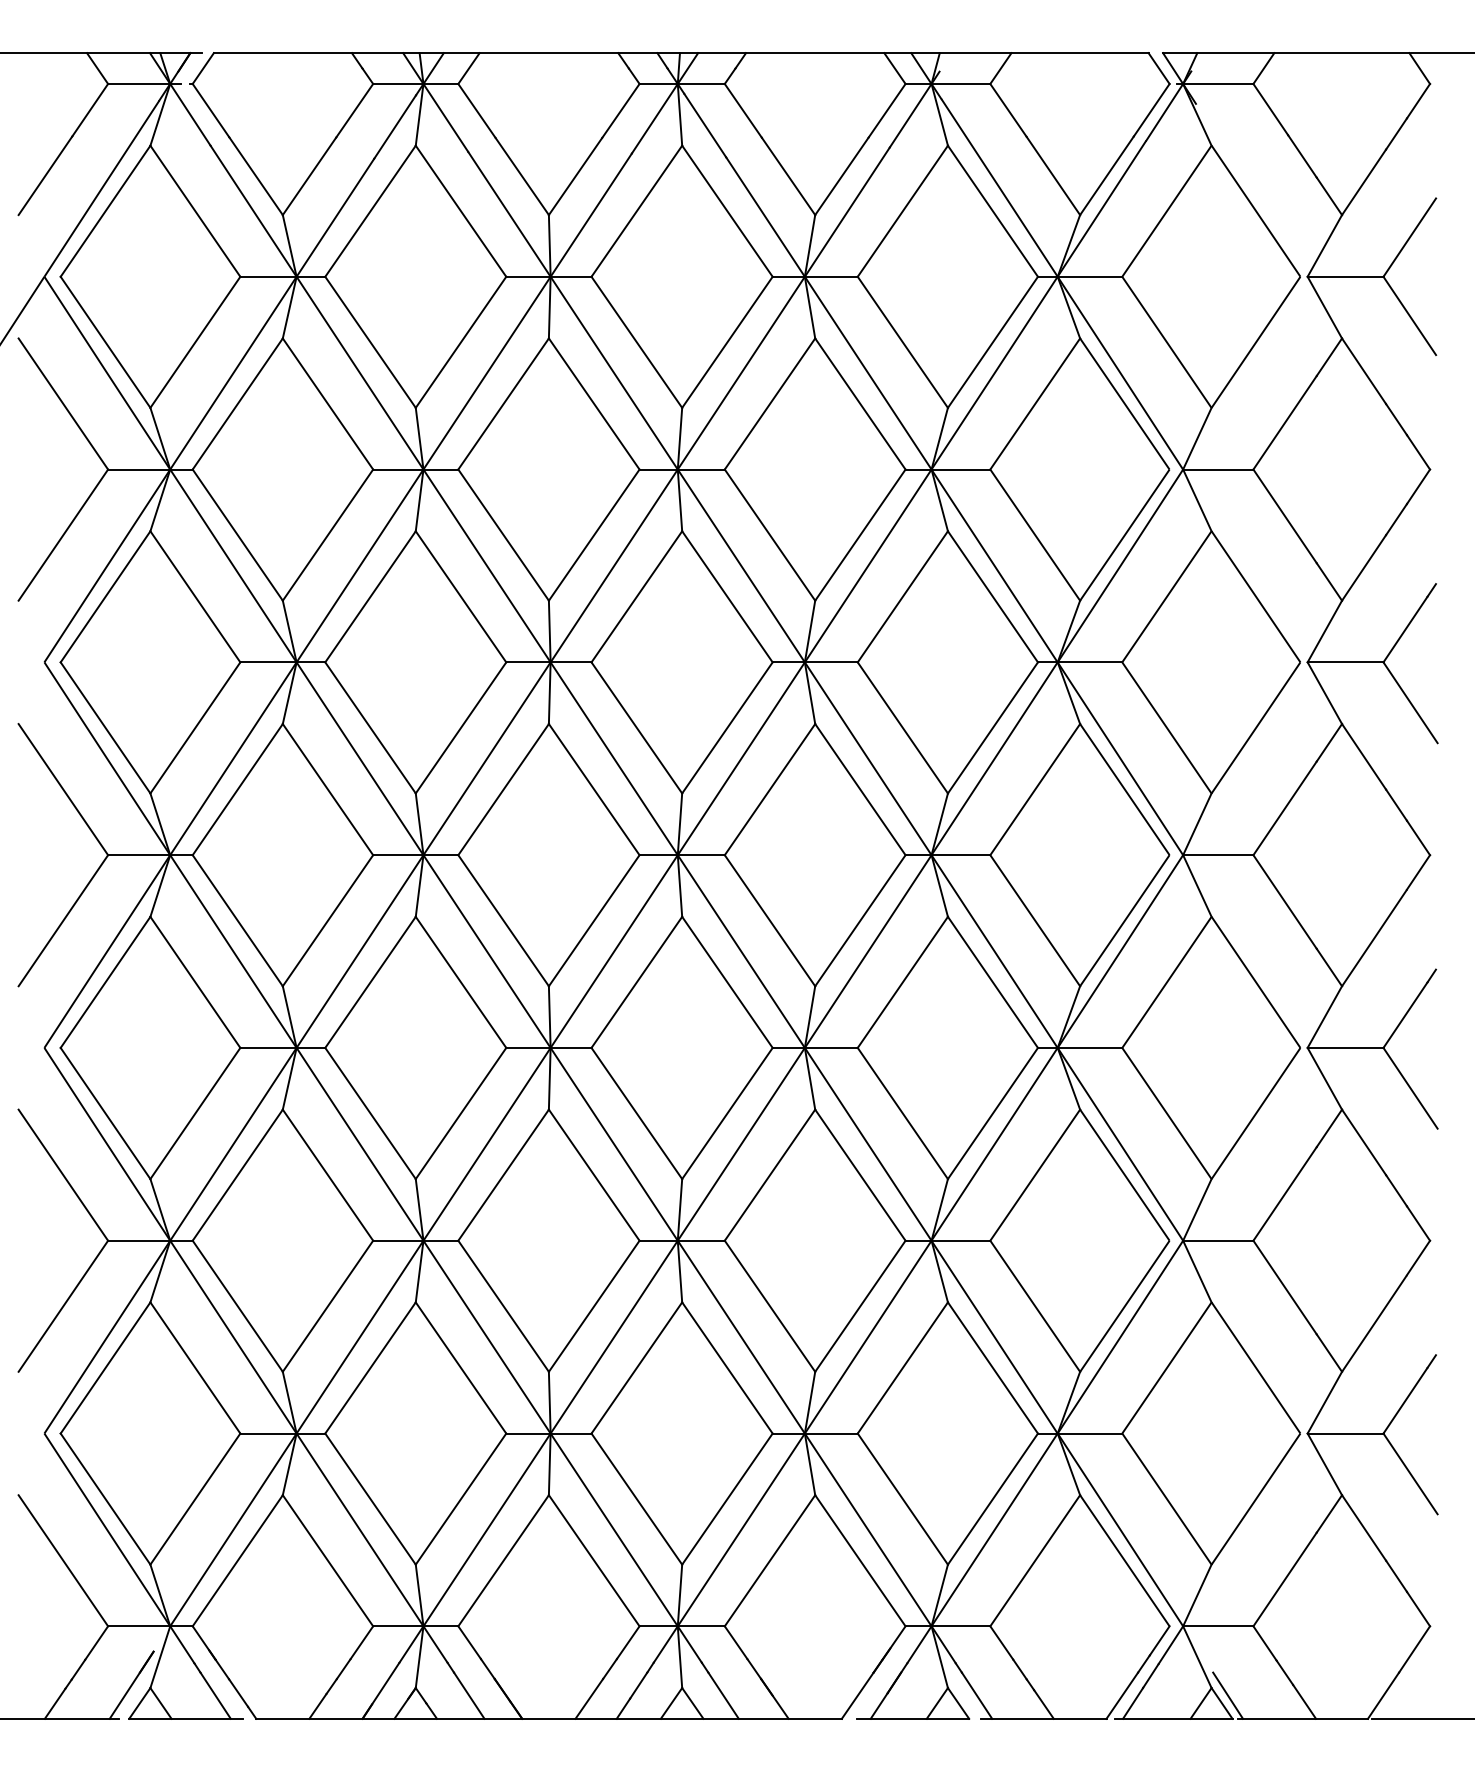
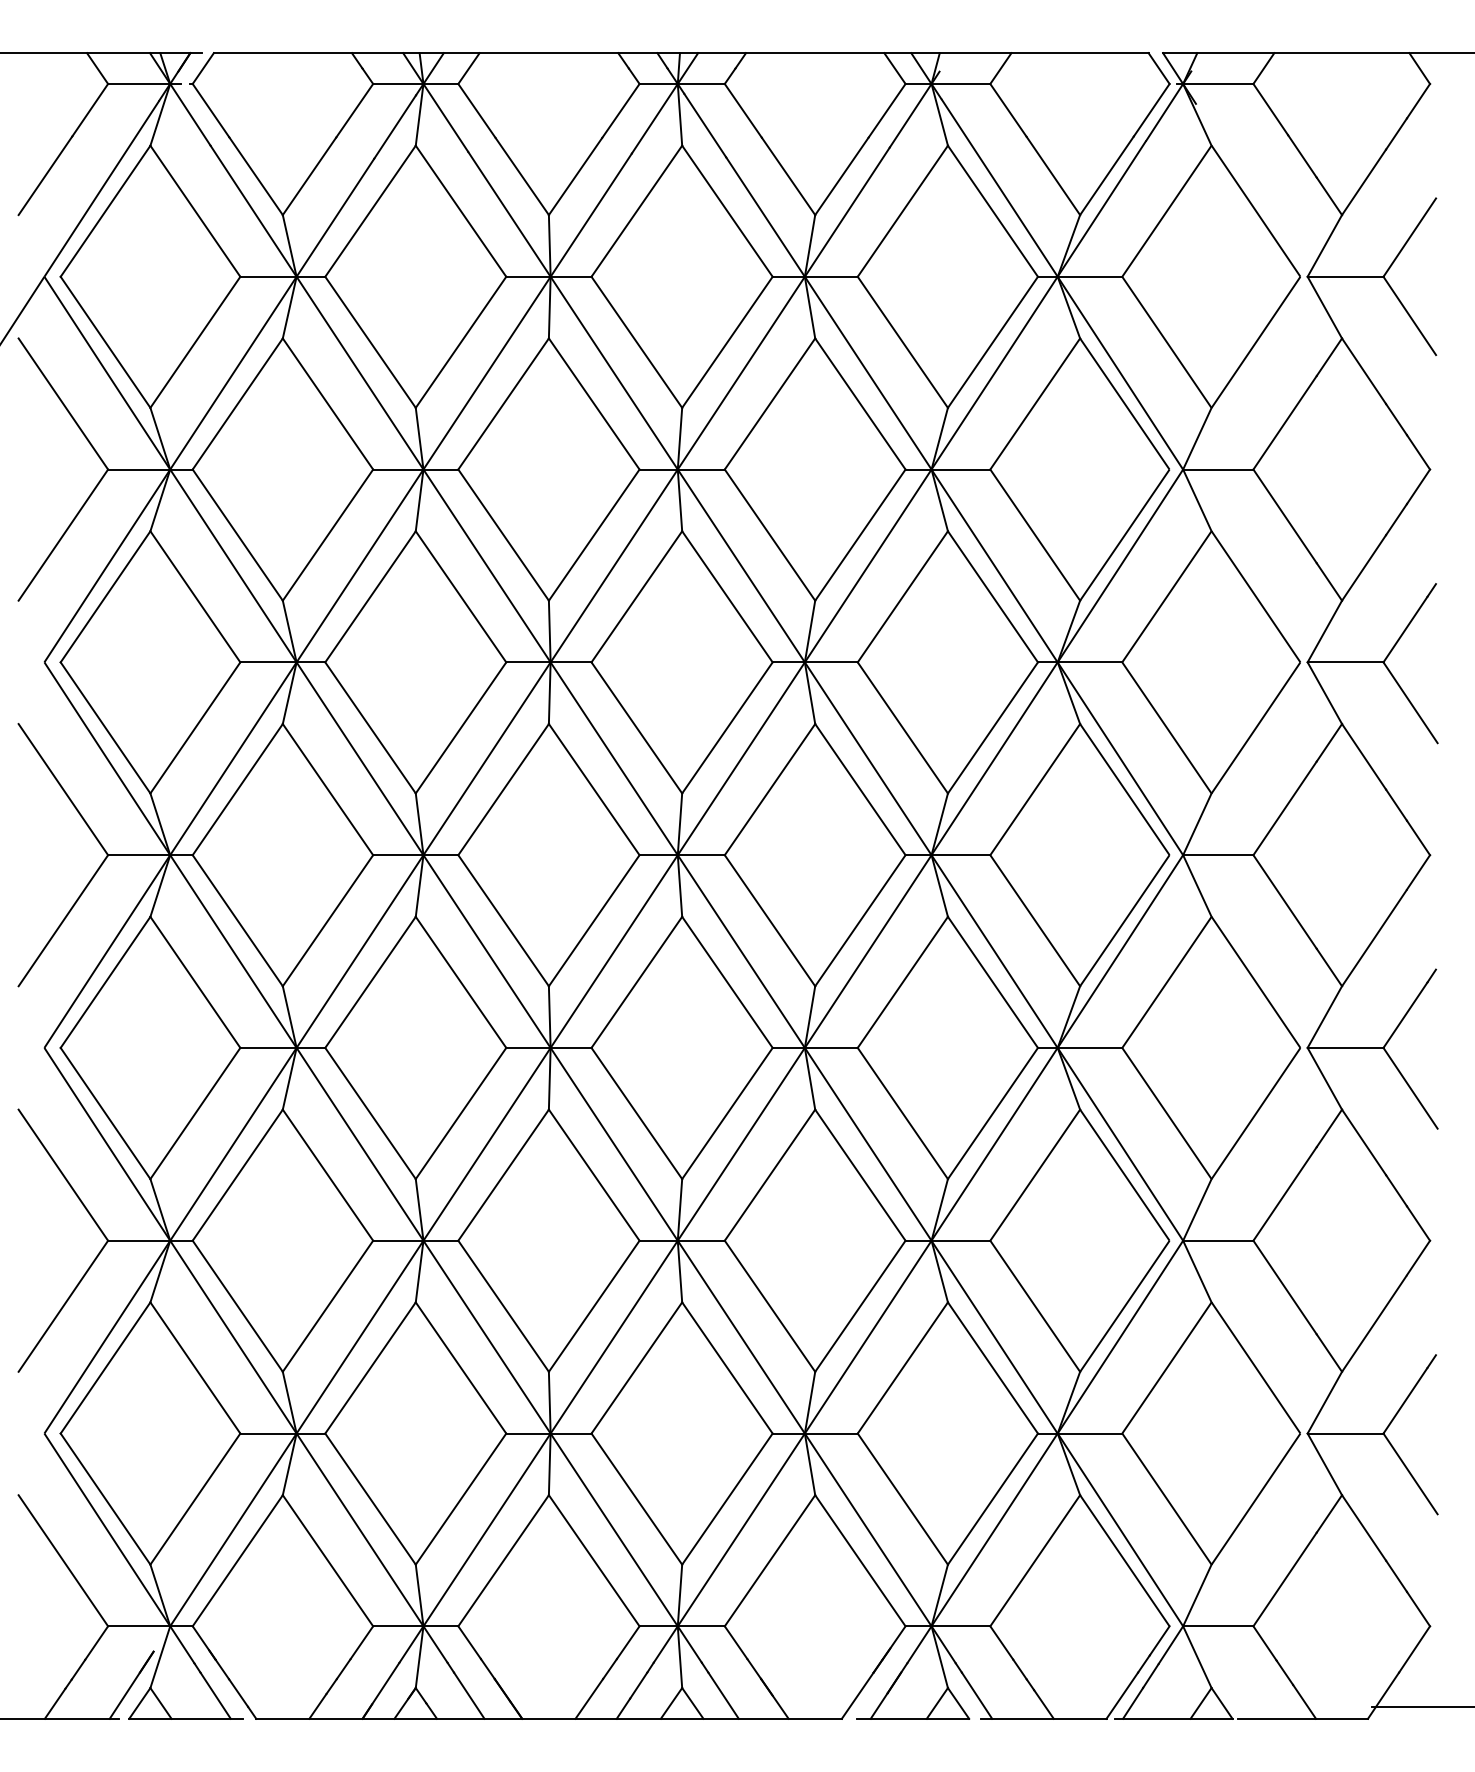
line: present -> none (1228, 1695)
line position: (1421, 1718) -> (1421, 1706) (1421, 1706)
